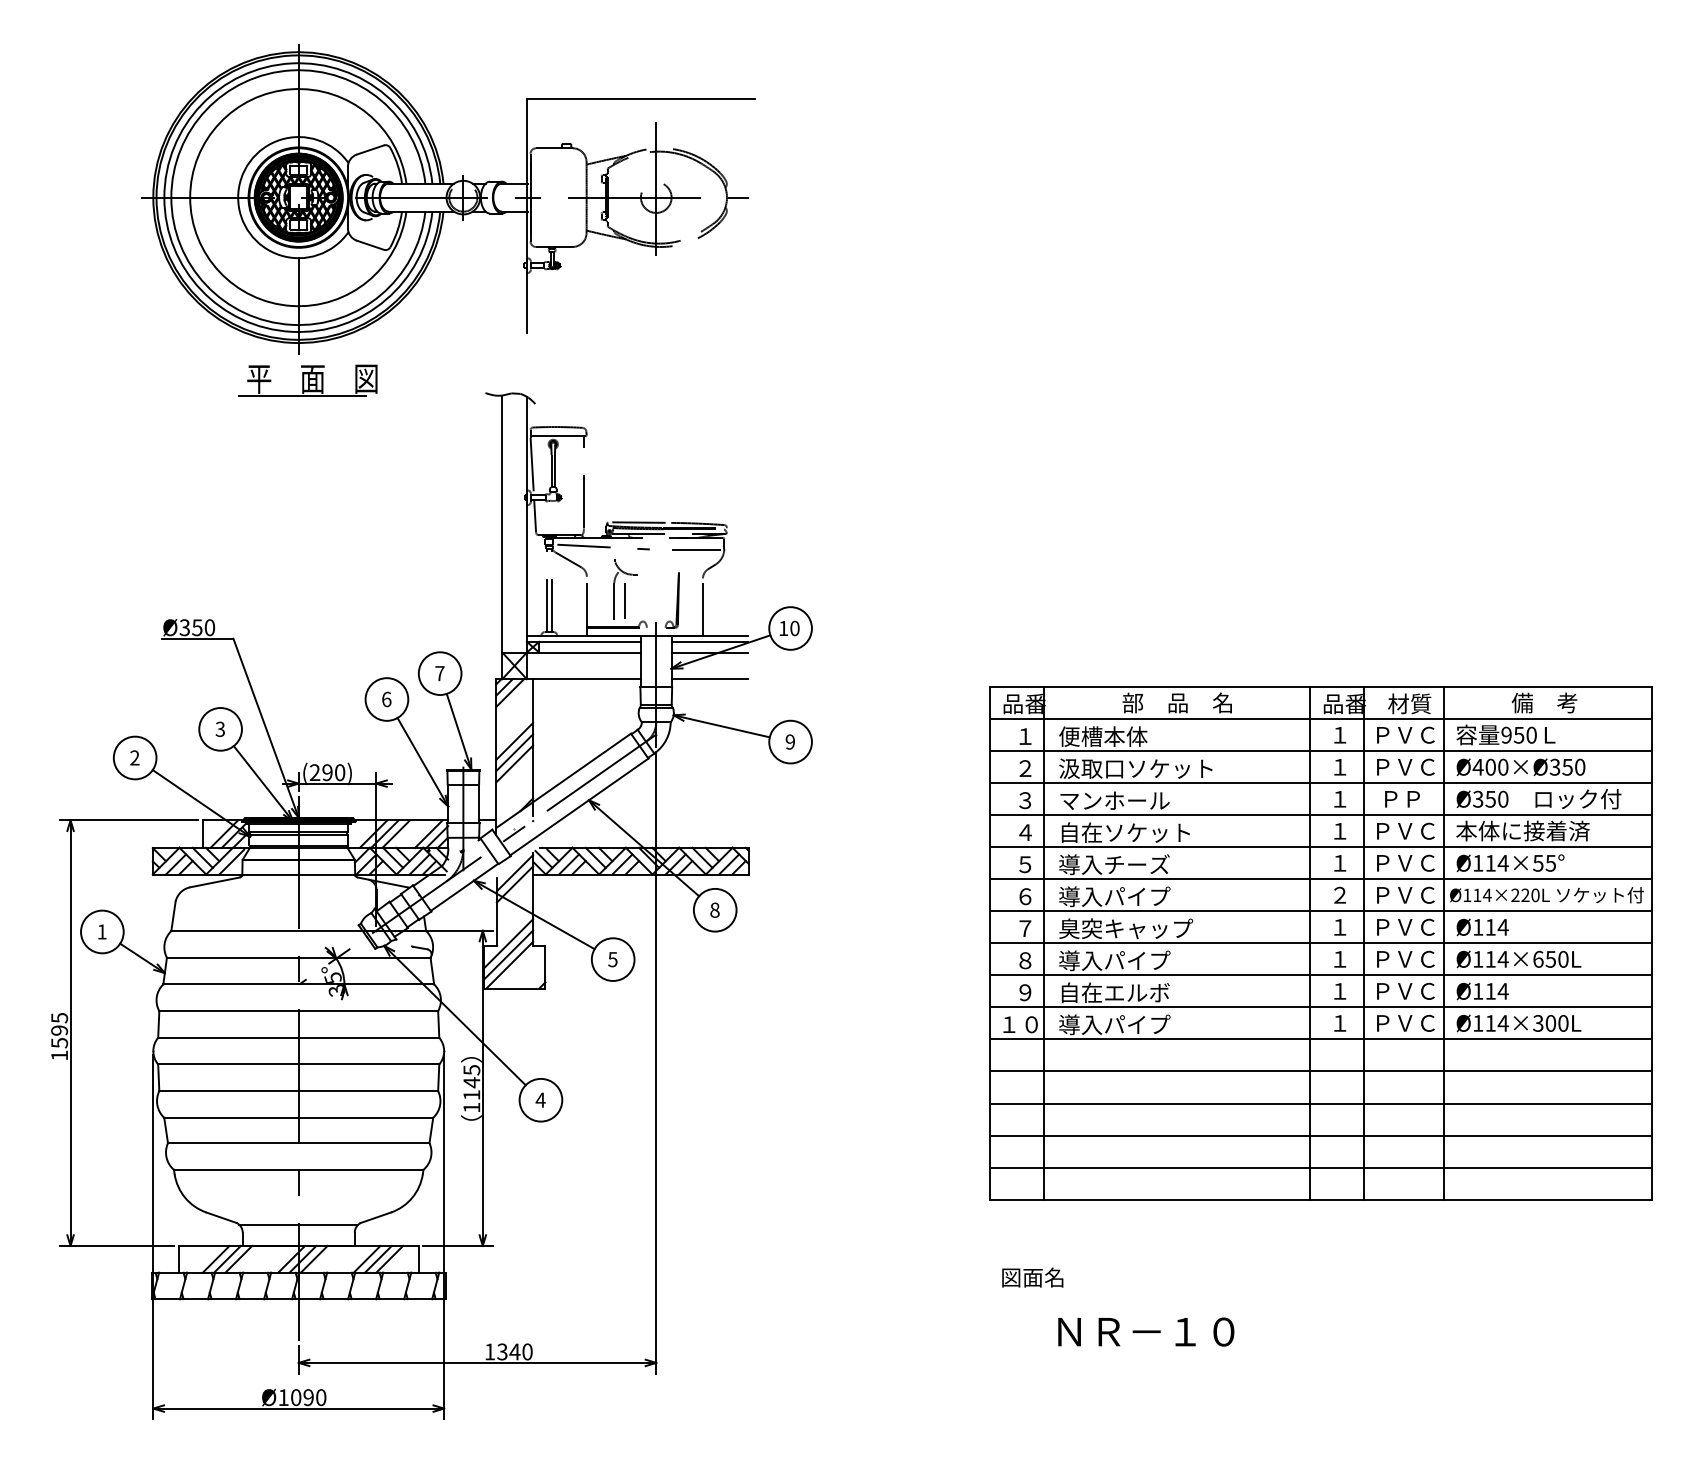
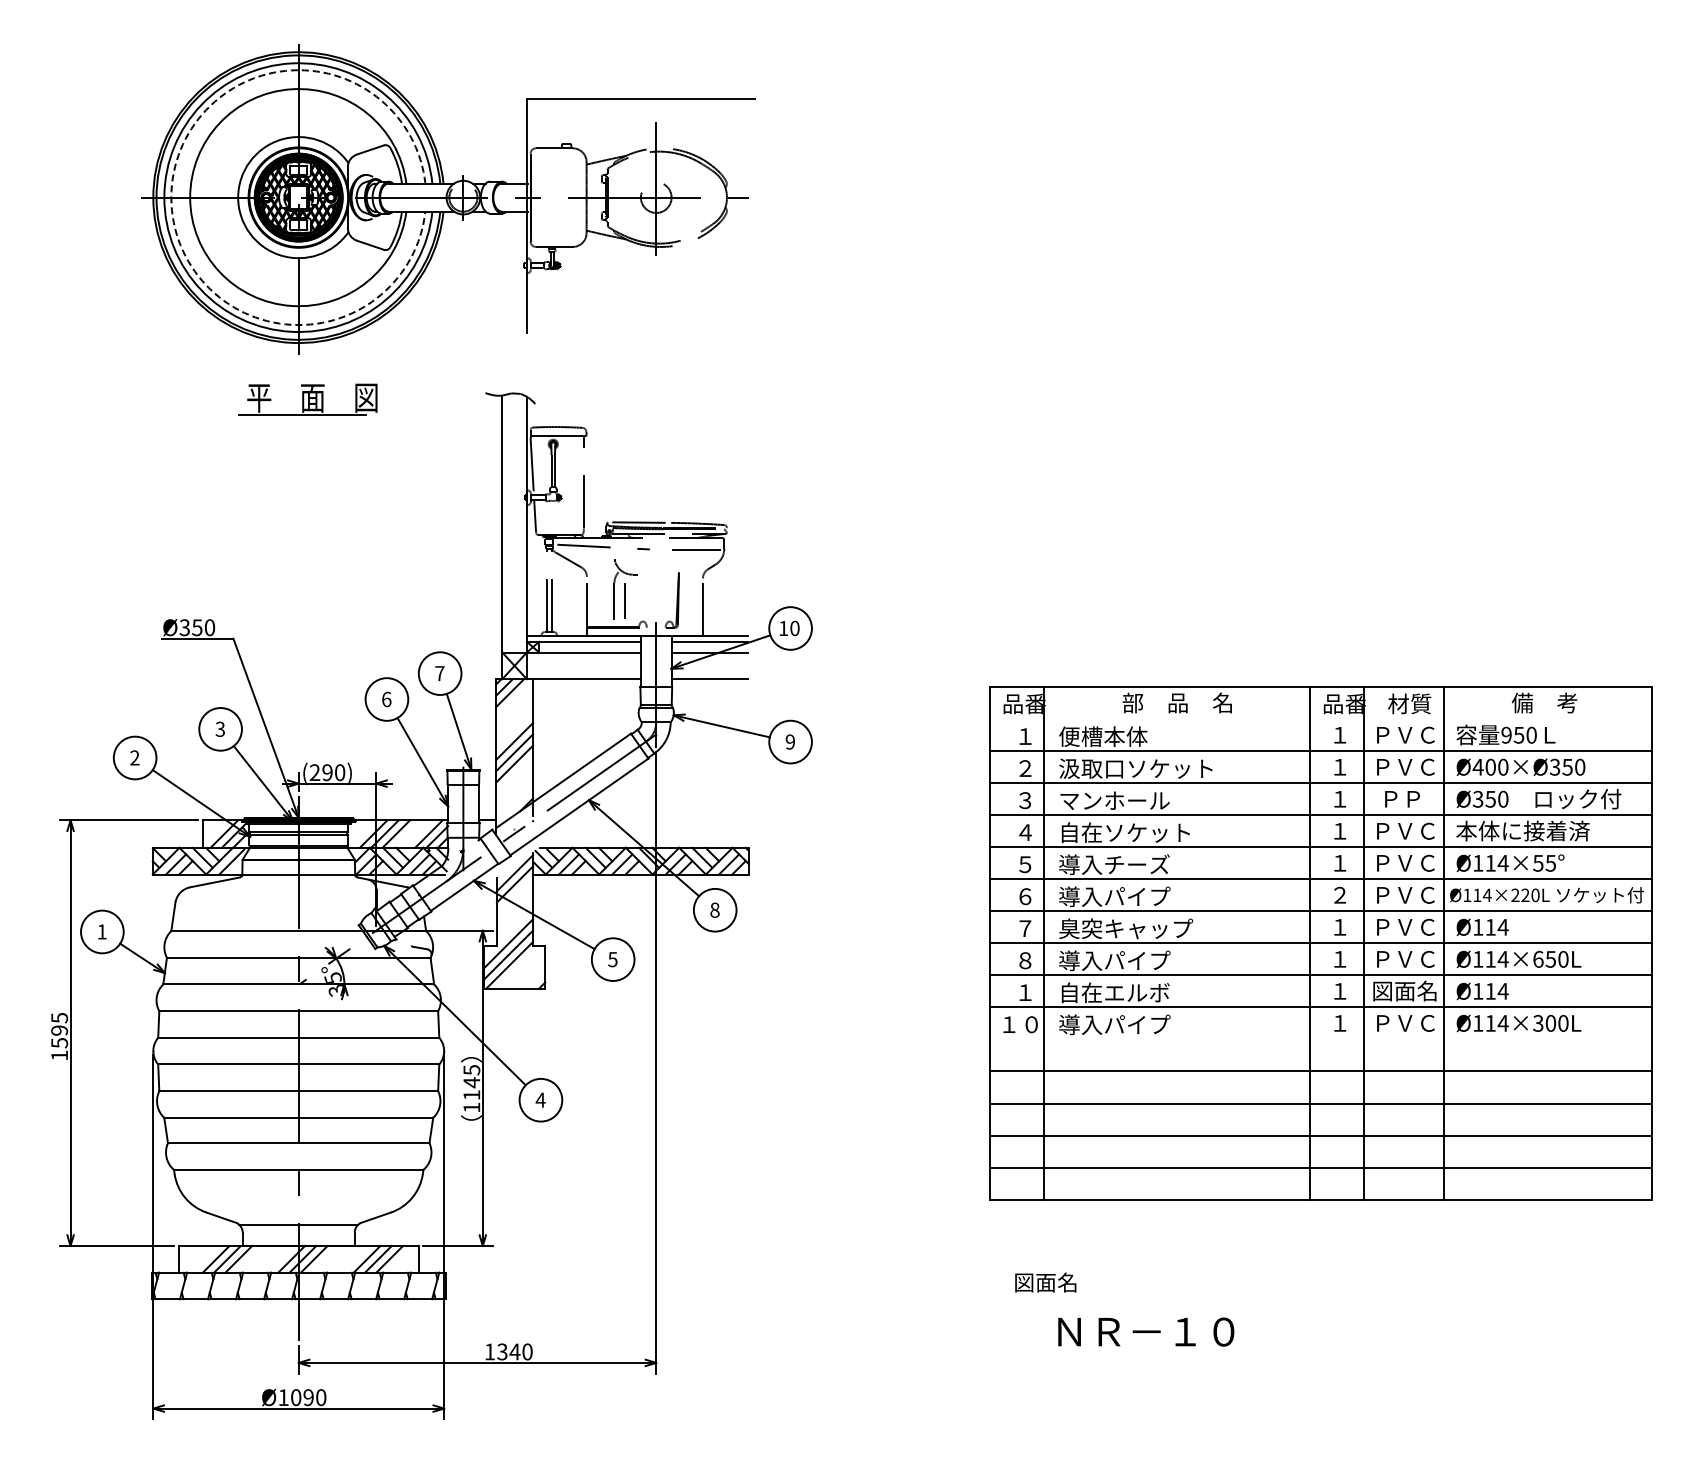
arc: solid -> dashed (171, 197)
part position: (307, 380) -> (307, 399) (307, 399)
line: present -> none (1320, 719)
text: ＰＶＣ -> 図面名 (1404, 990)
text: ９ -> １ (1025, 992)
line: present -> none (1320, 1039)
text position: (1032, 1277) -> (1045, 1282) (1045, 1282)
